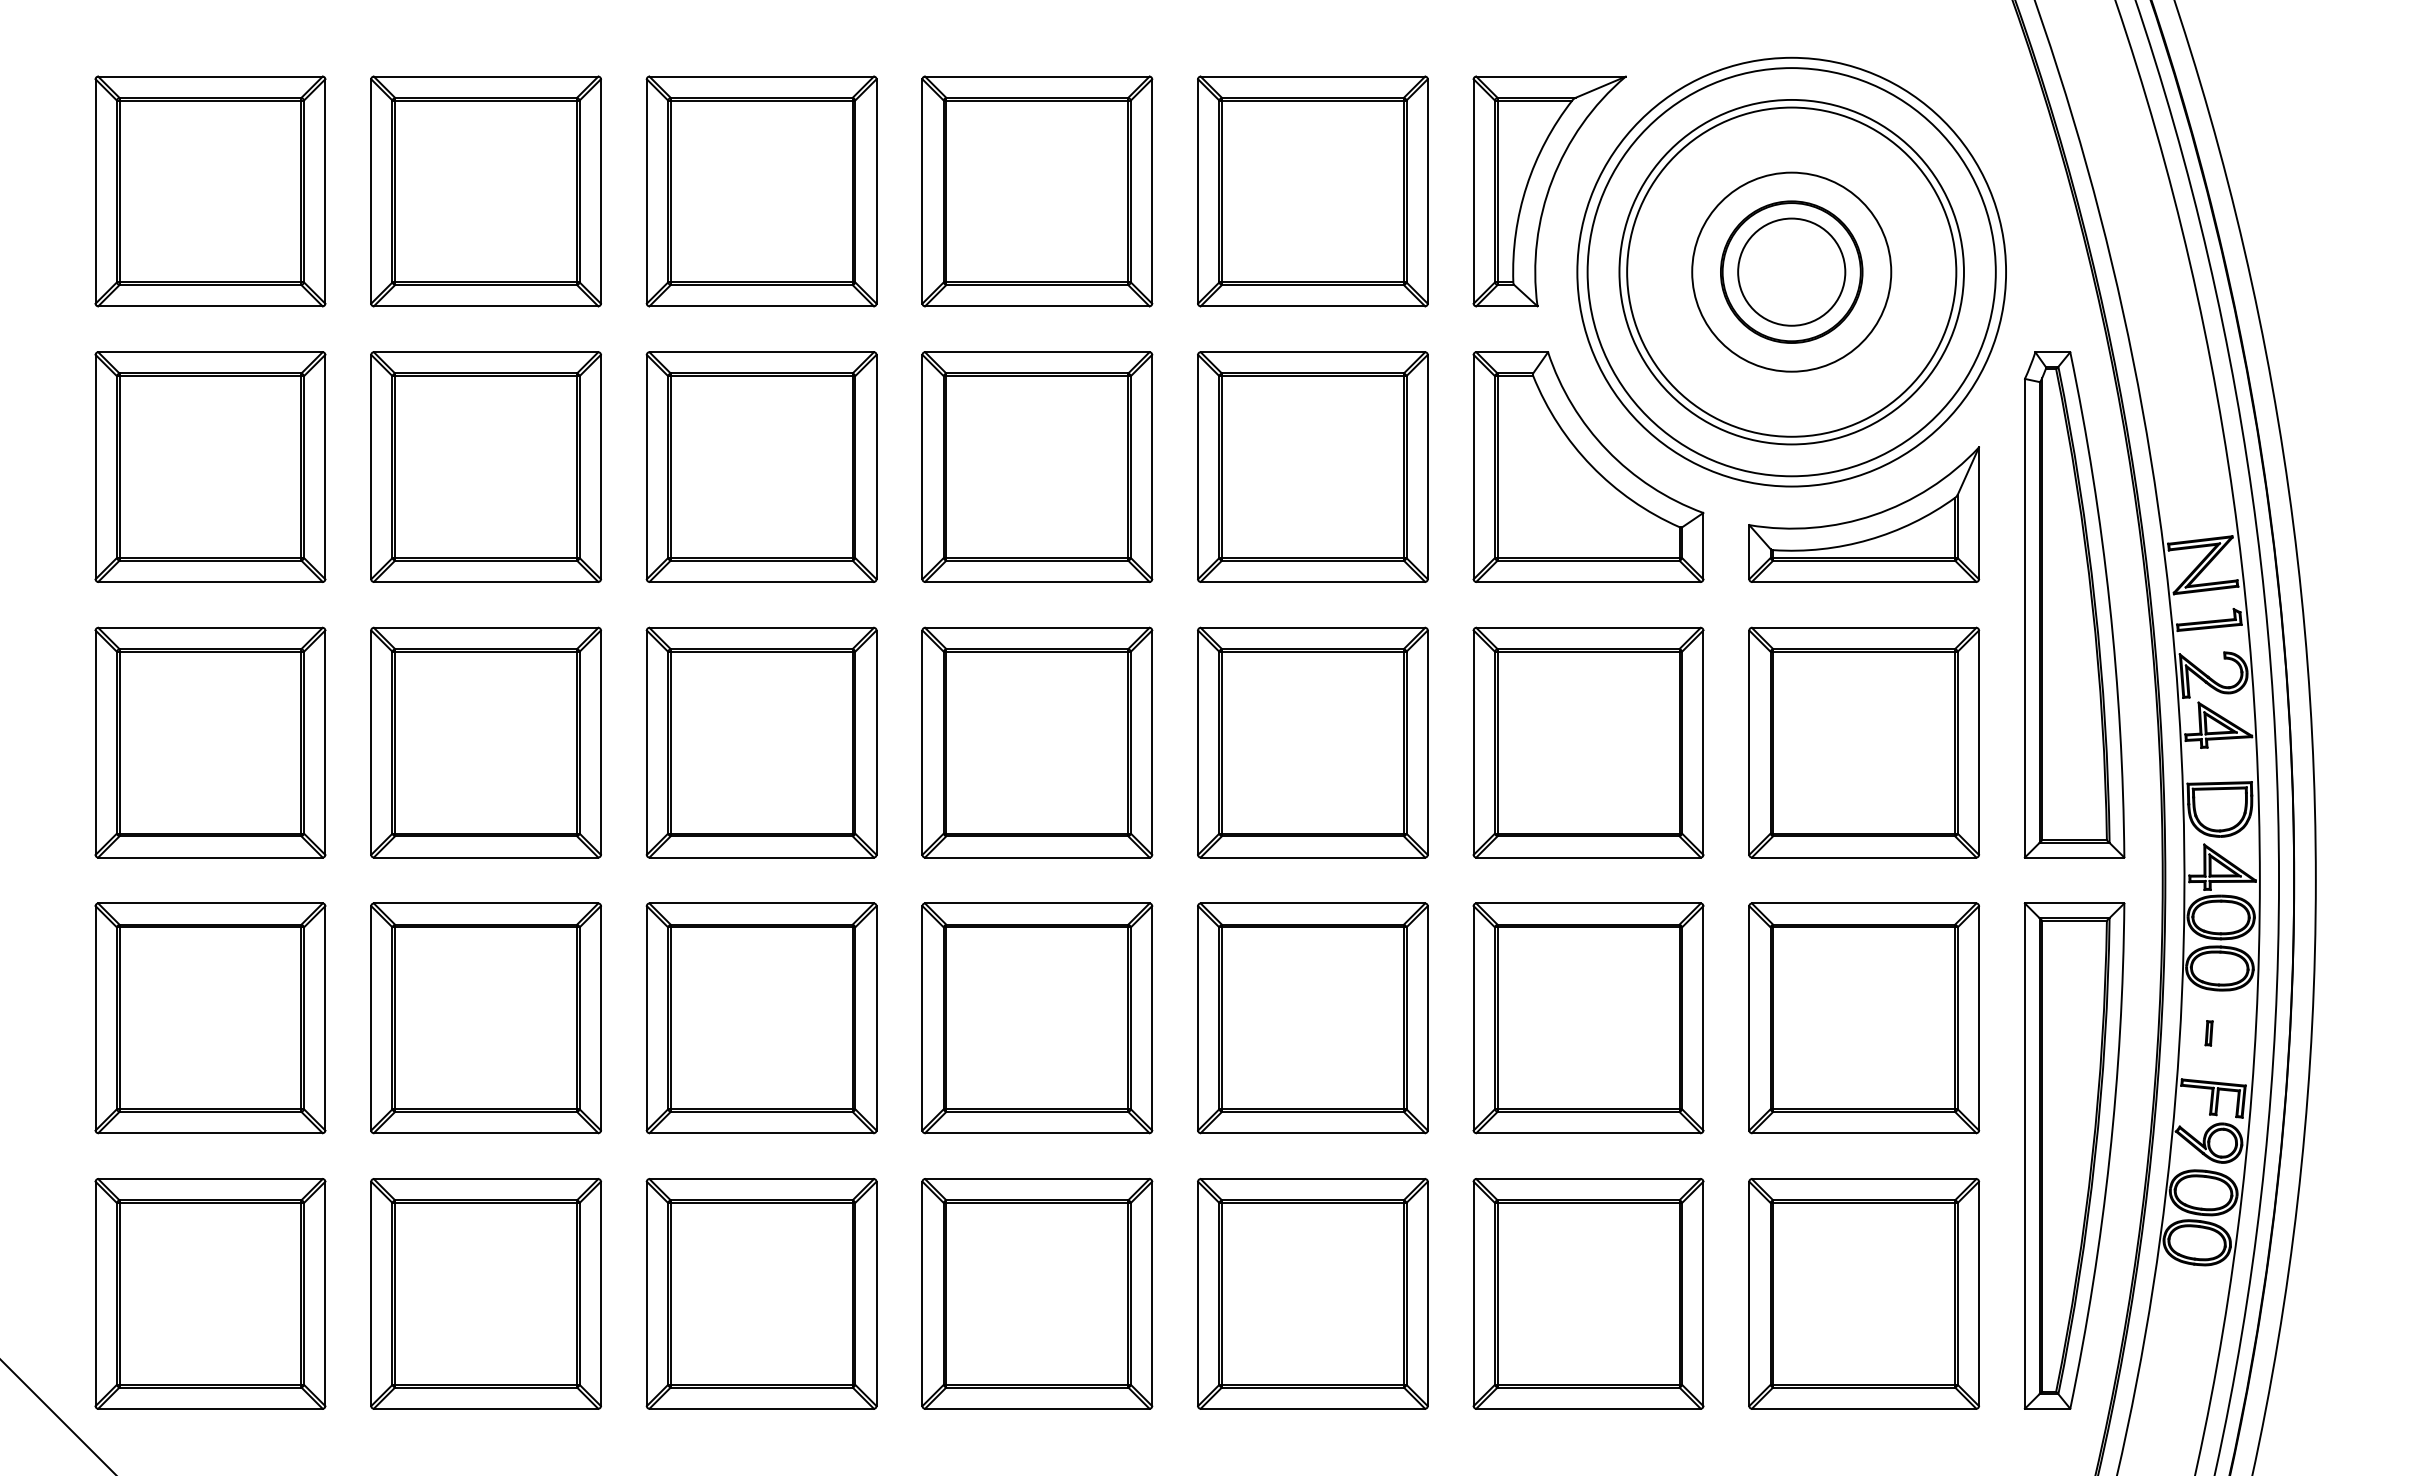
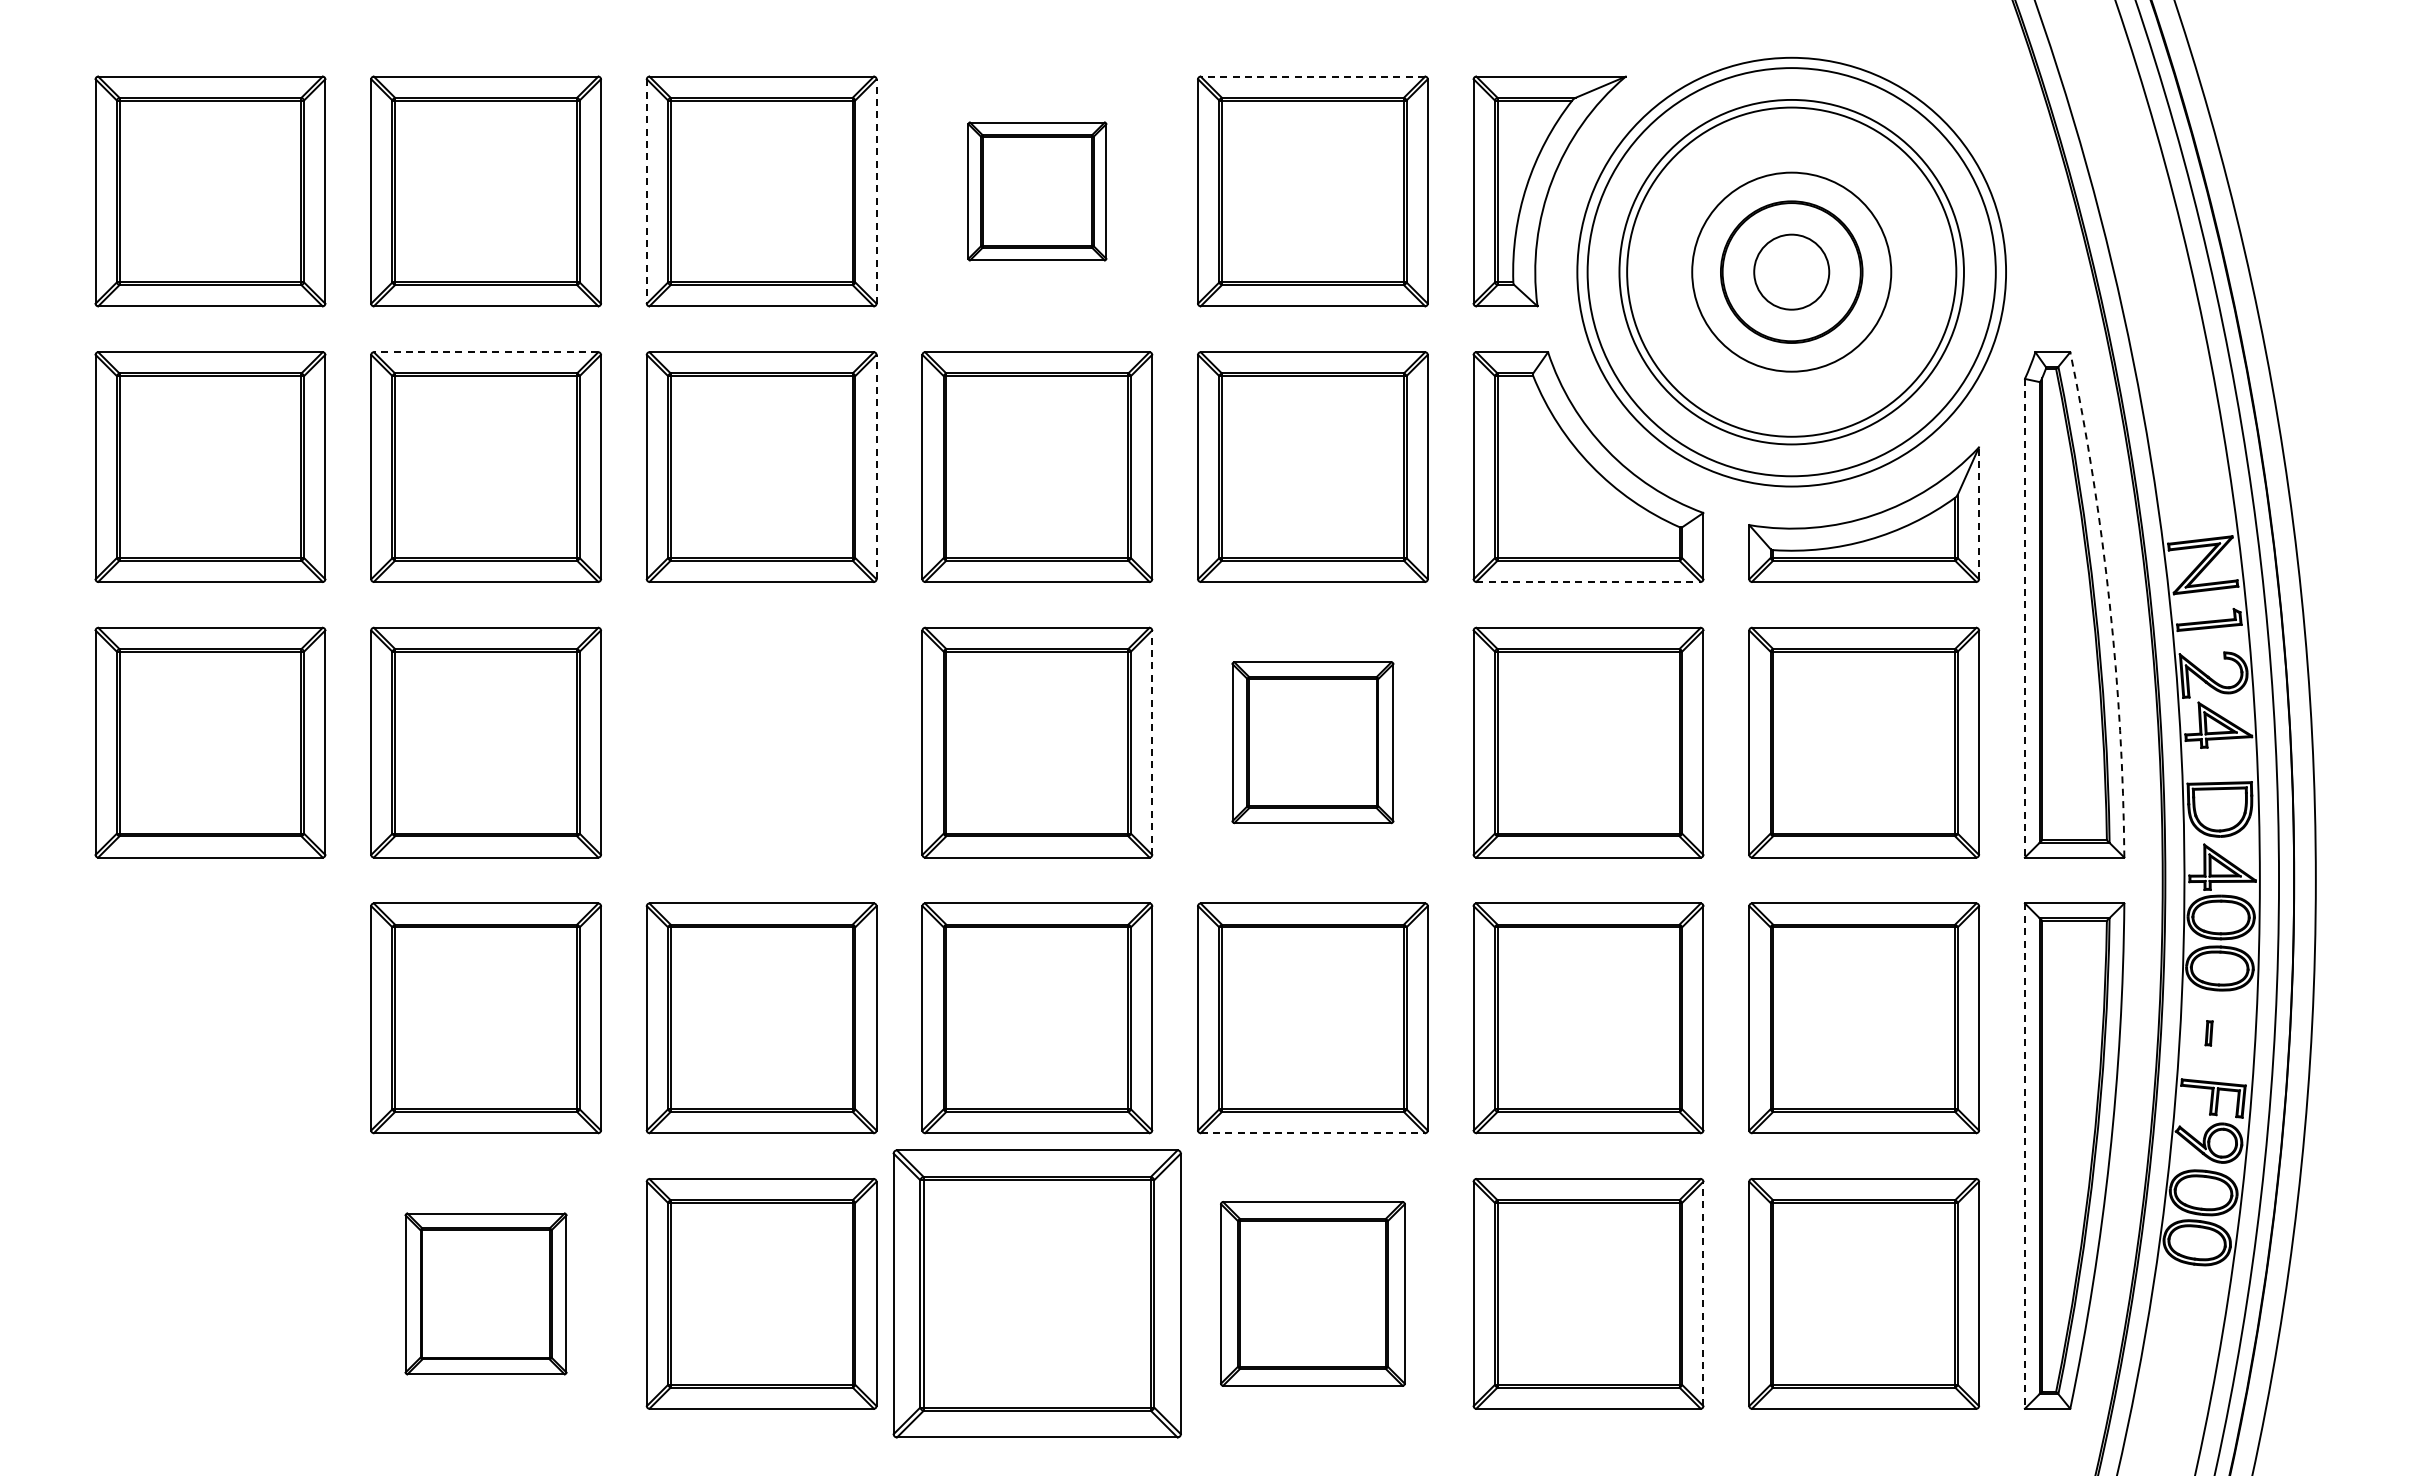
line: solid -> dashed (1312, 76)
line: solid -> dashed (876, 190)
line: solid -> dashed (646, 191)
part size: 233x233 px -> 141x141 px (1037, 191)
circle diameter: 107 px -> 75 px (1791, 271)
line: solid -> dashed (485, 352)
line: solid -> dashed (876, 466)
line: solid -> dashed (1979, 513)
line: solid -> dashed (1589, 581)
arc: solid -> dashed (2109, 603)
line: solid -> dashed (2024, 618)
part: present -> none (761, 742)
line: solid -> dashed (1152, 742)
part size: 232x233 px -> 164x164 px (1312, 742)
part: present -> none (210, 1018)
line: solid -> dashed (1313, 1133)
line: solid -> dashed (2024, 1156)
part: present -> none (210, 1293)
part size: 232x232 px -> 164x164 px (485, 1293)
part size: 233x232 px -> 290x290 px (1036, 1293)
part size: 232x232 px -> 186x186 px (1312, 1293)
line: solid -> dashed (1703, 1293)
line: present -> none (57, 1416)
